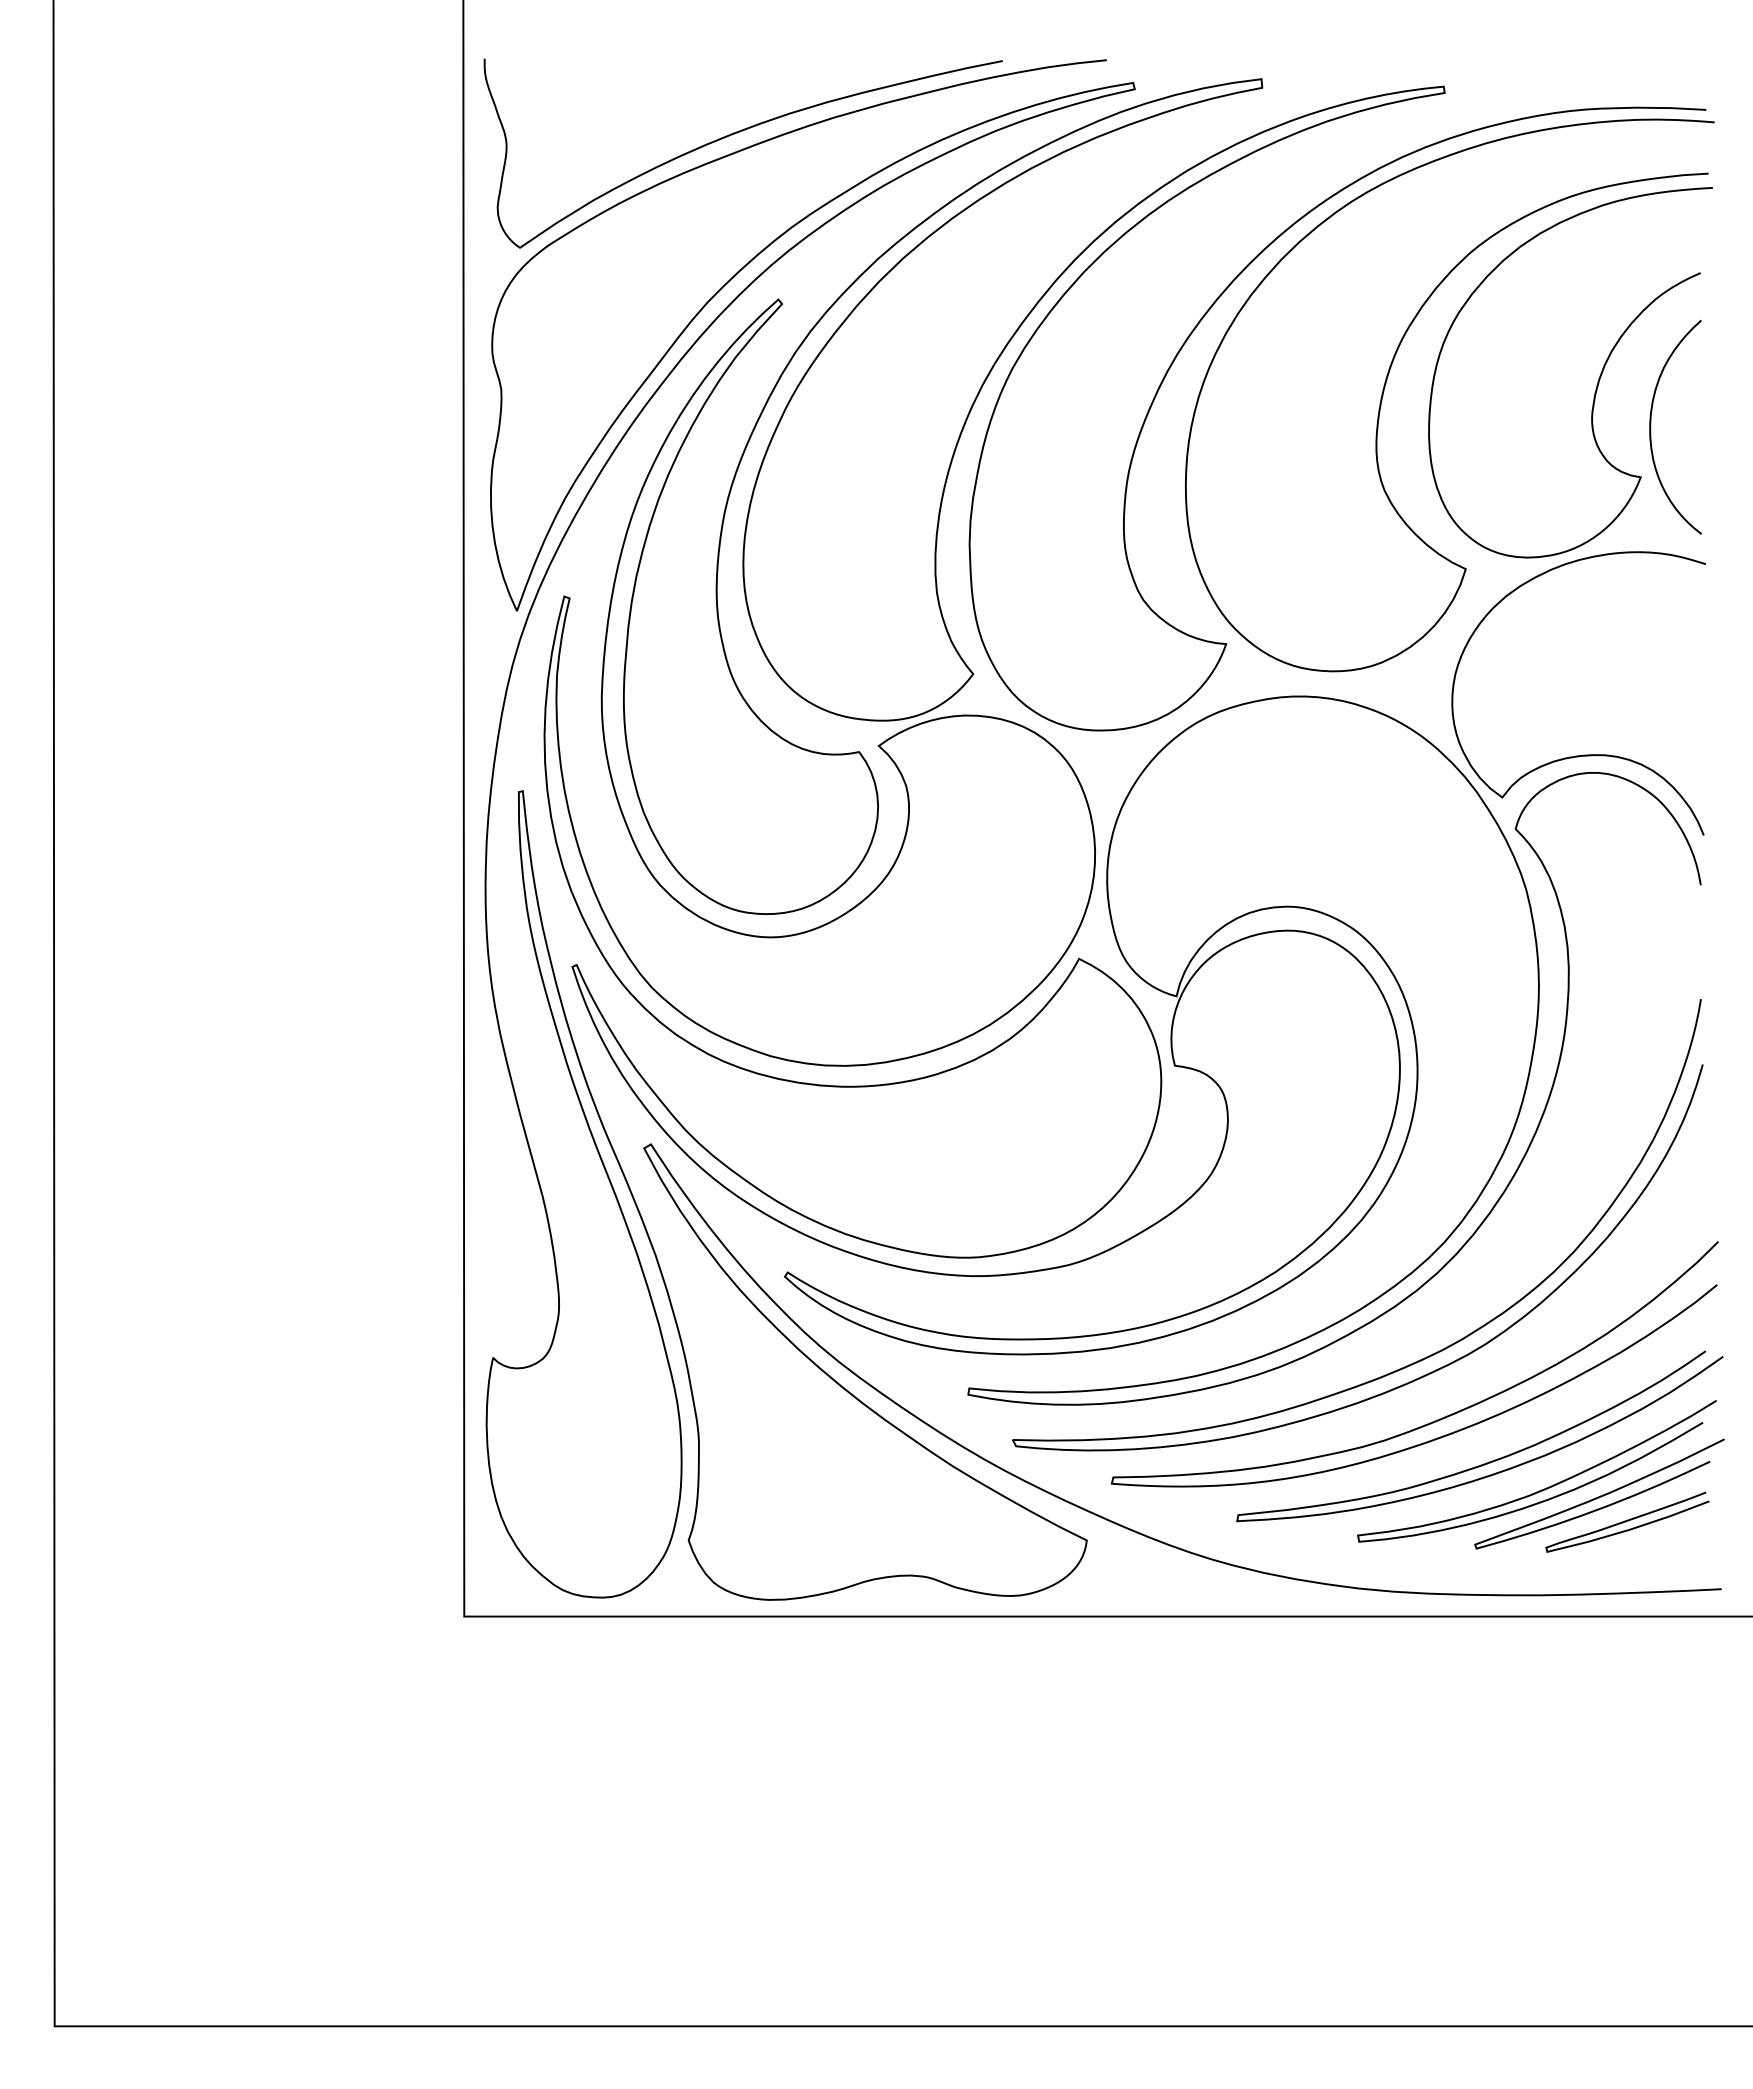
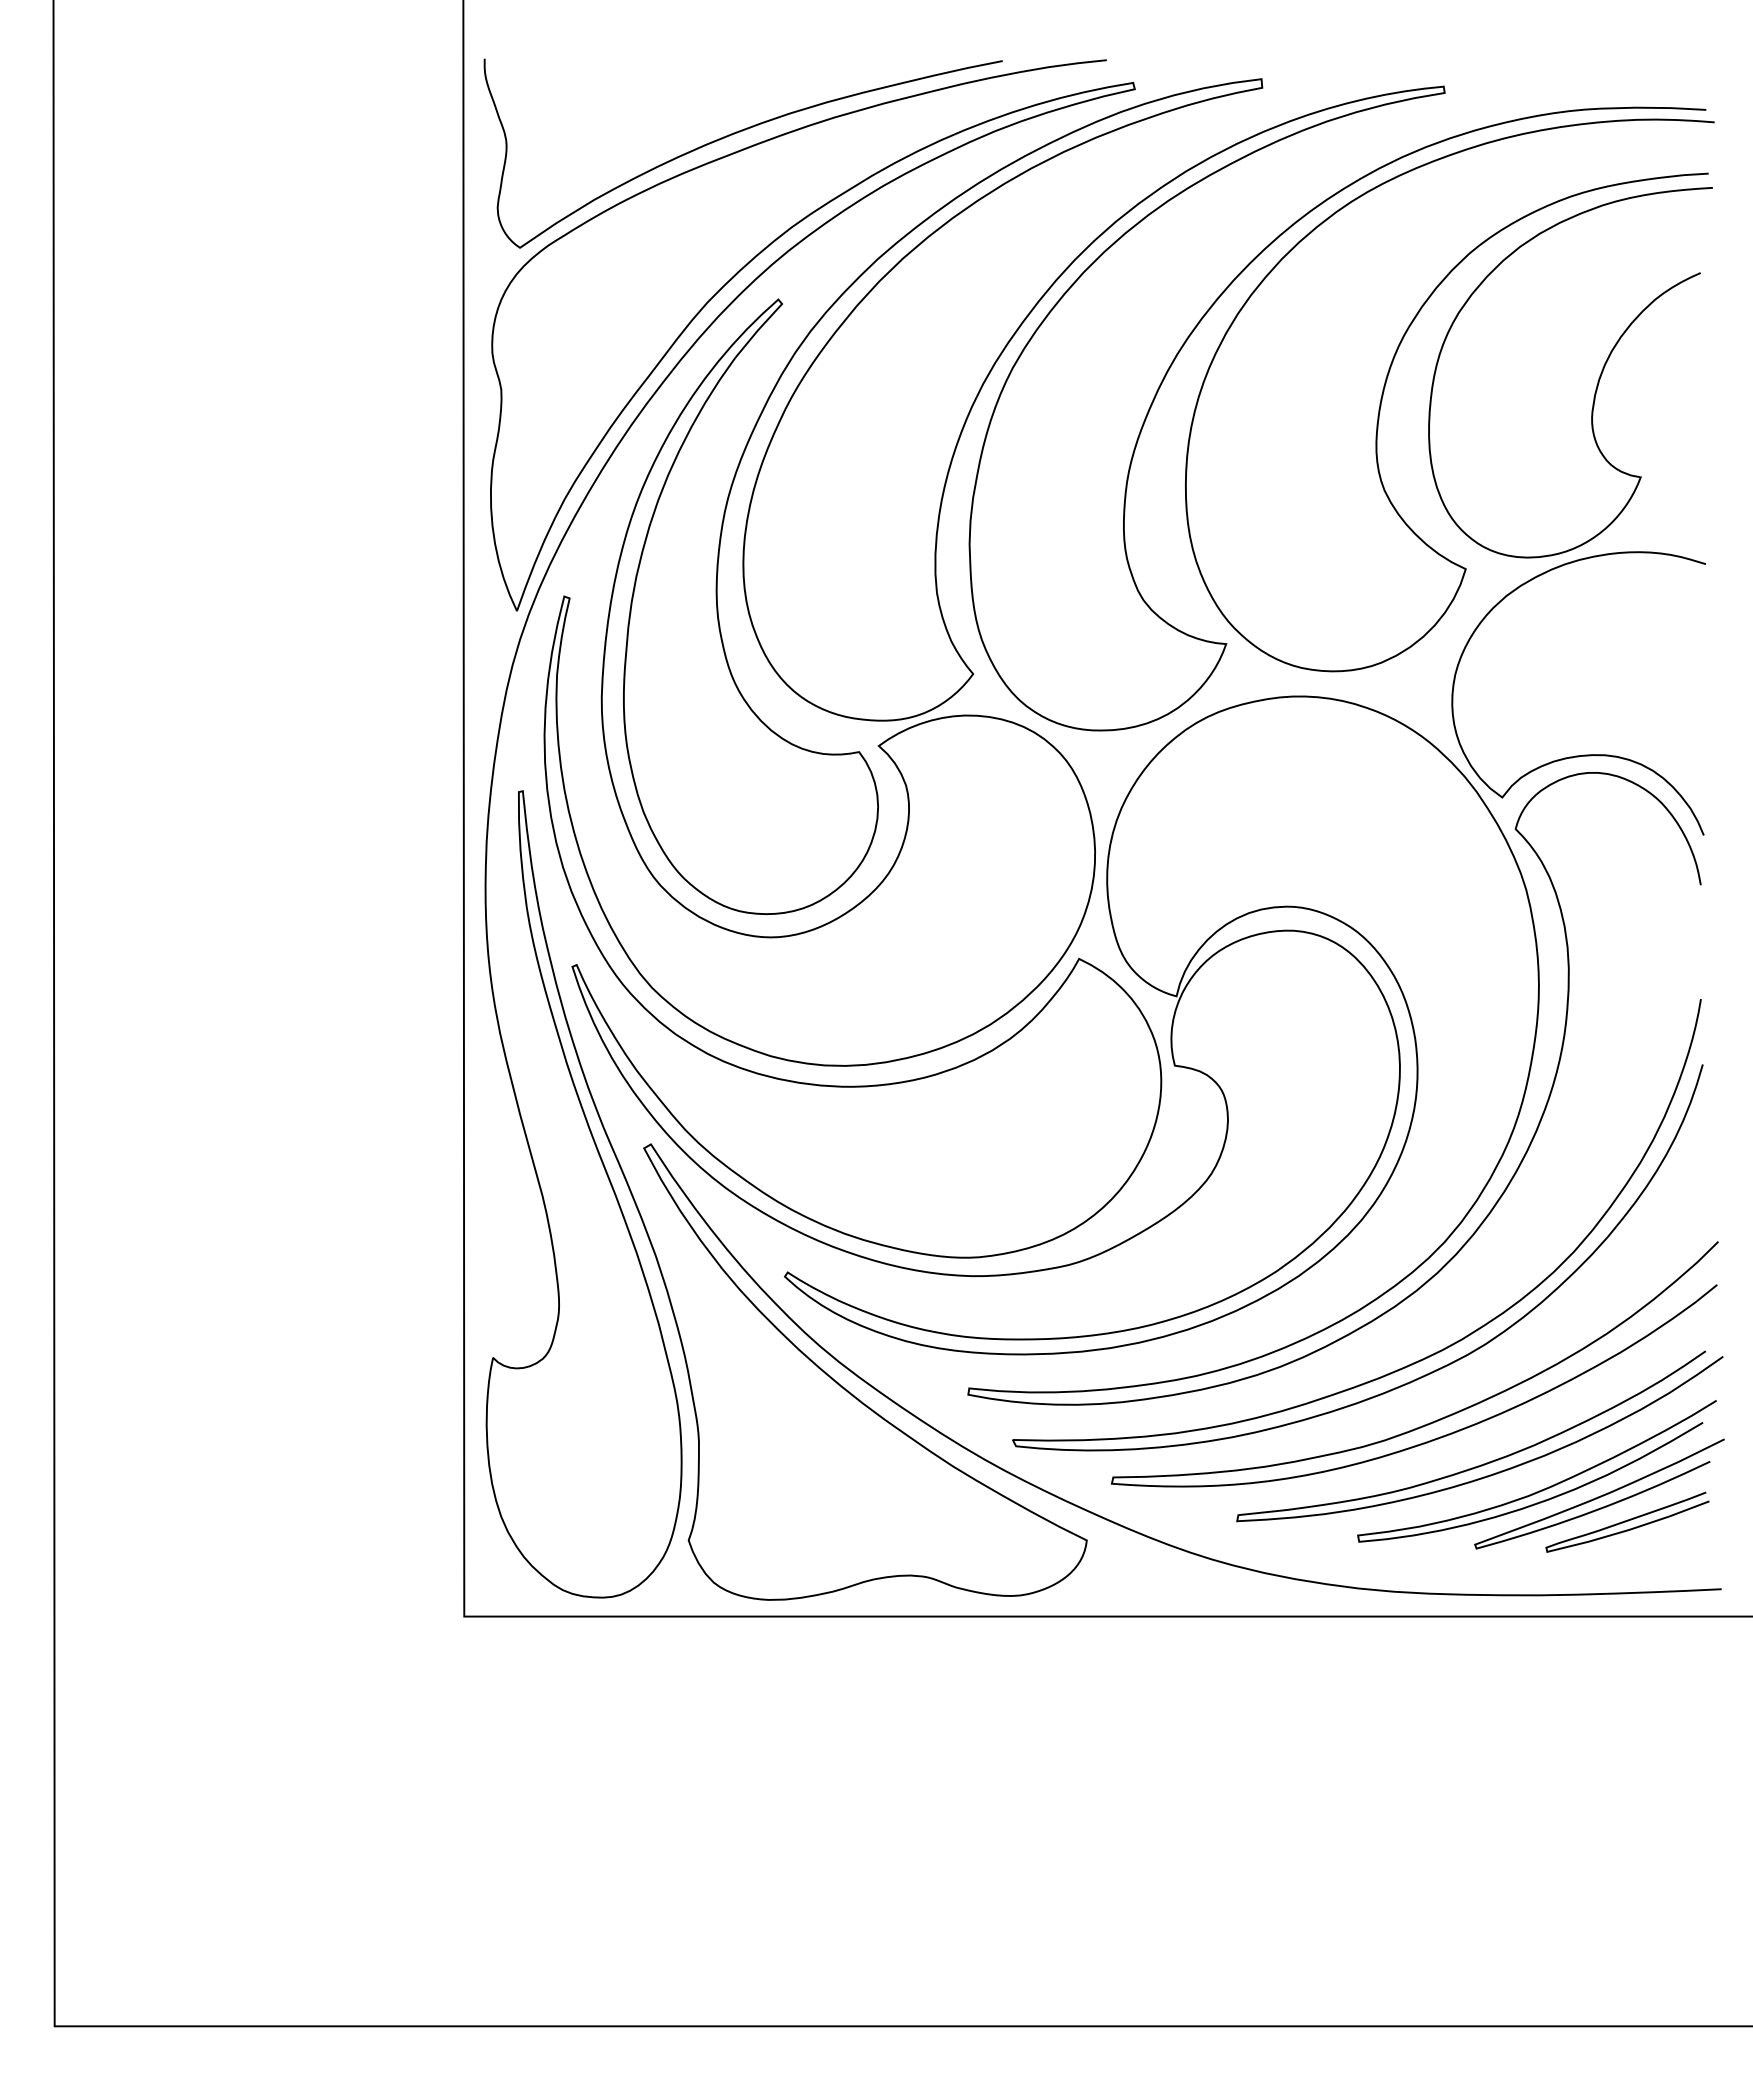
curve: present -> none (1651, 427)
